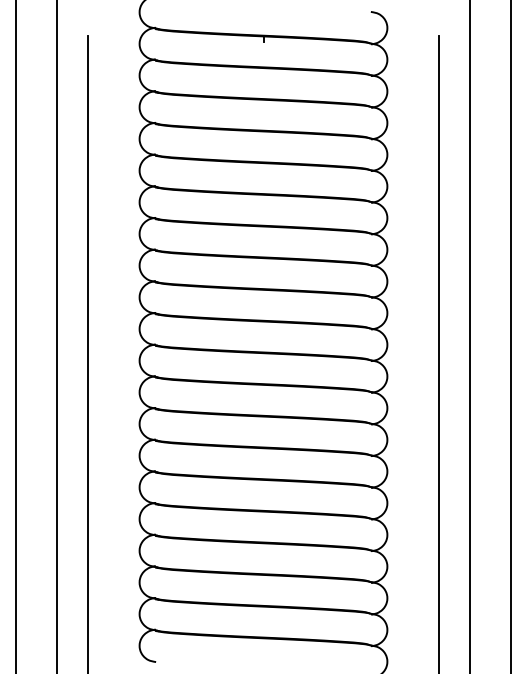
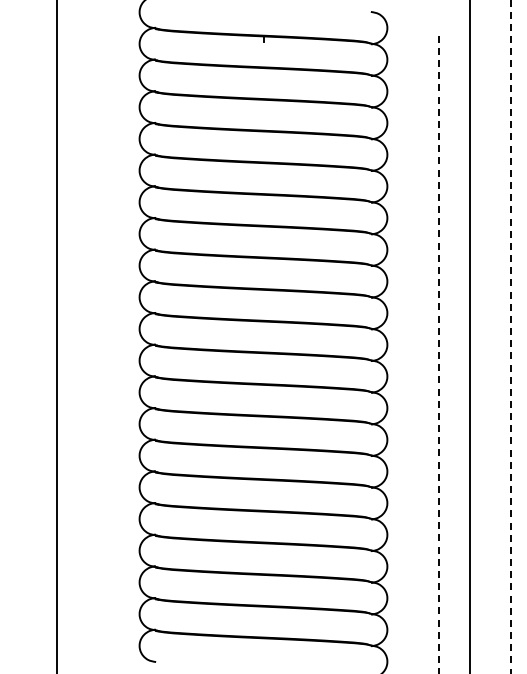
line: present -> none (15, 336)
line: solid -> dashed (511, 336)
line: present -> none (87, 352)
line: solid -> dashed (439, 354)
